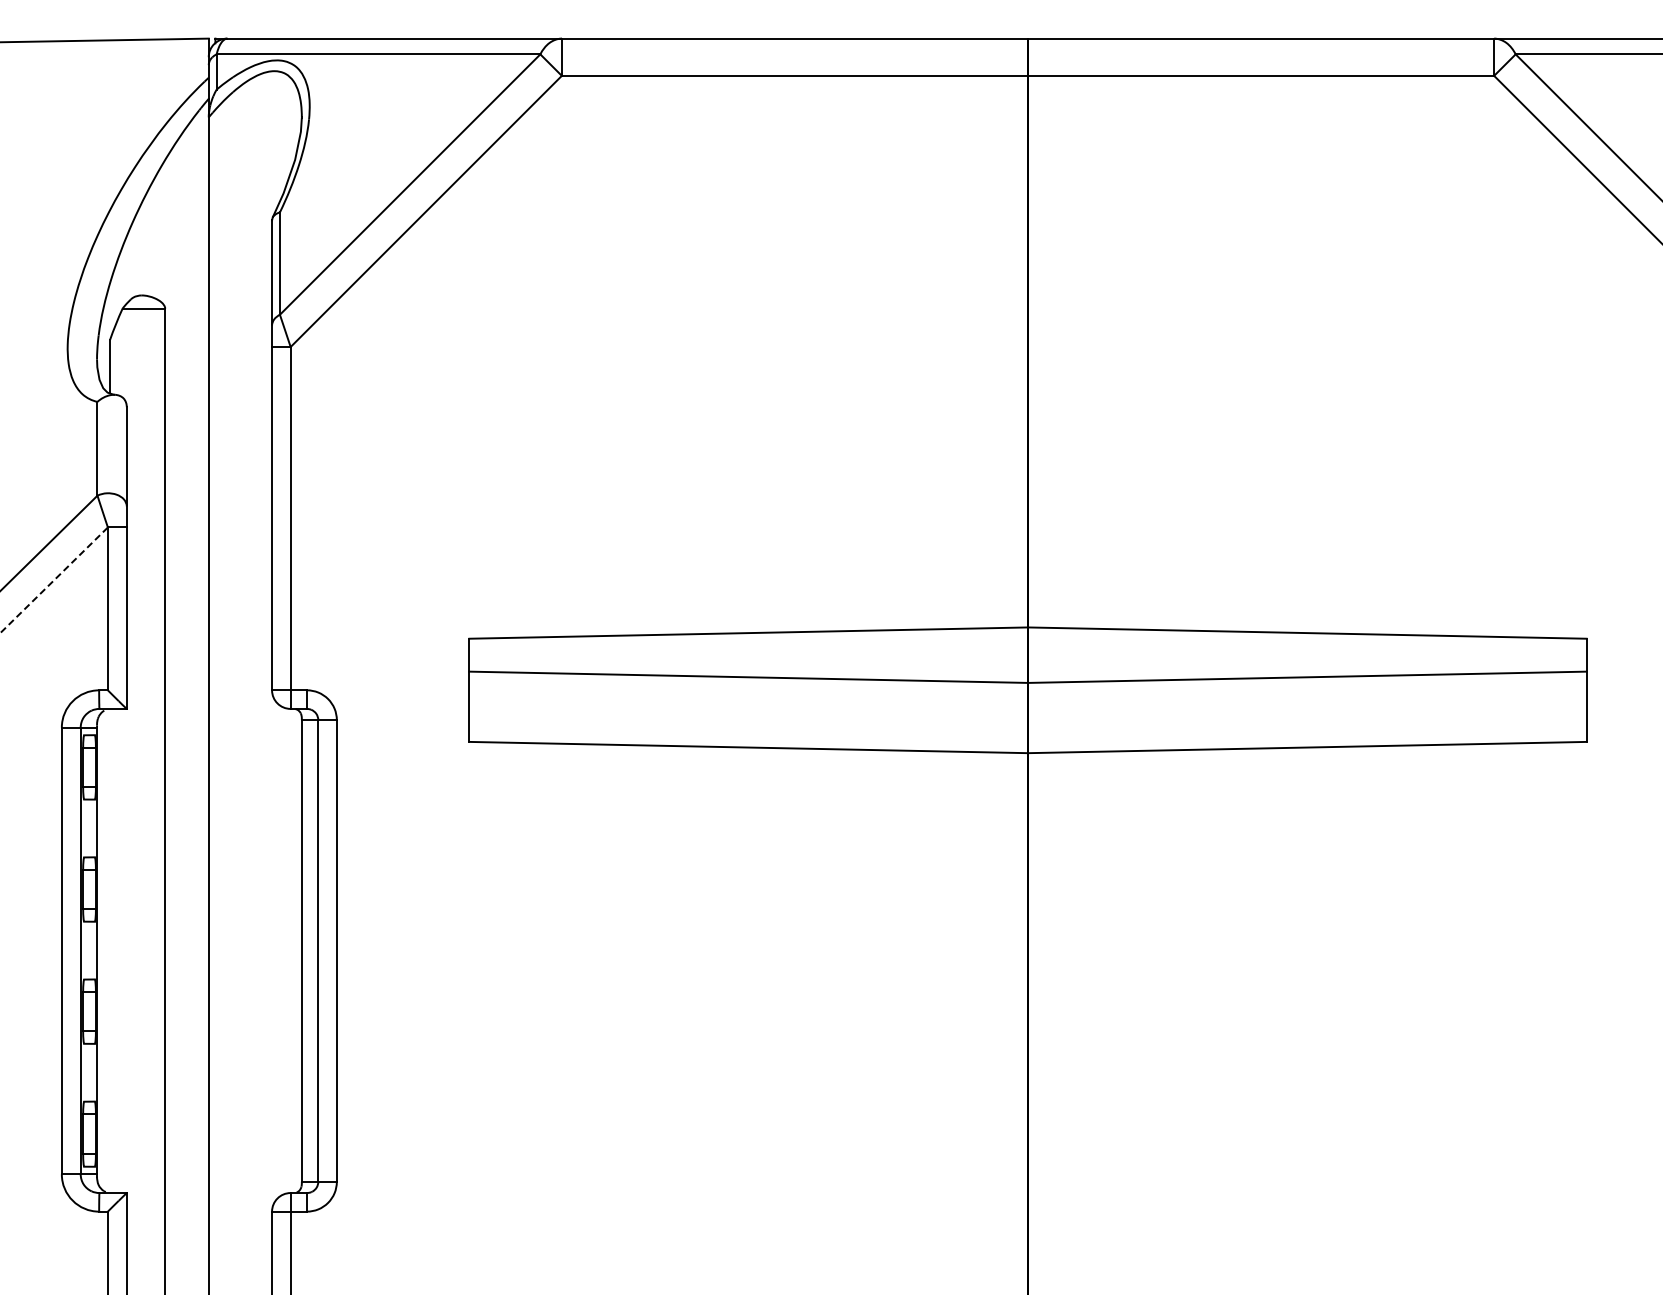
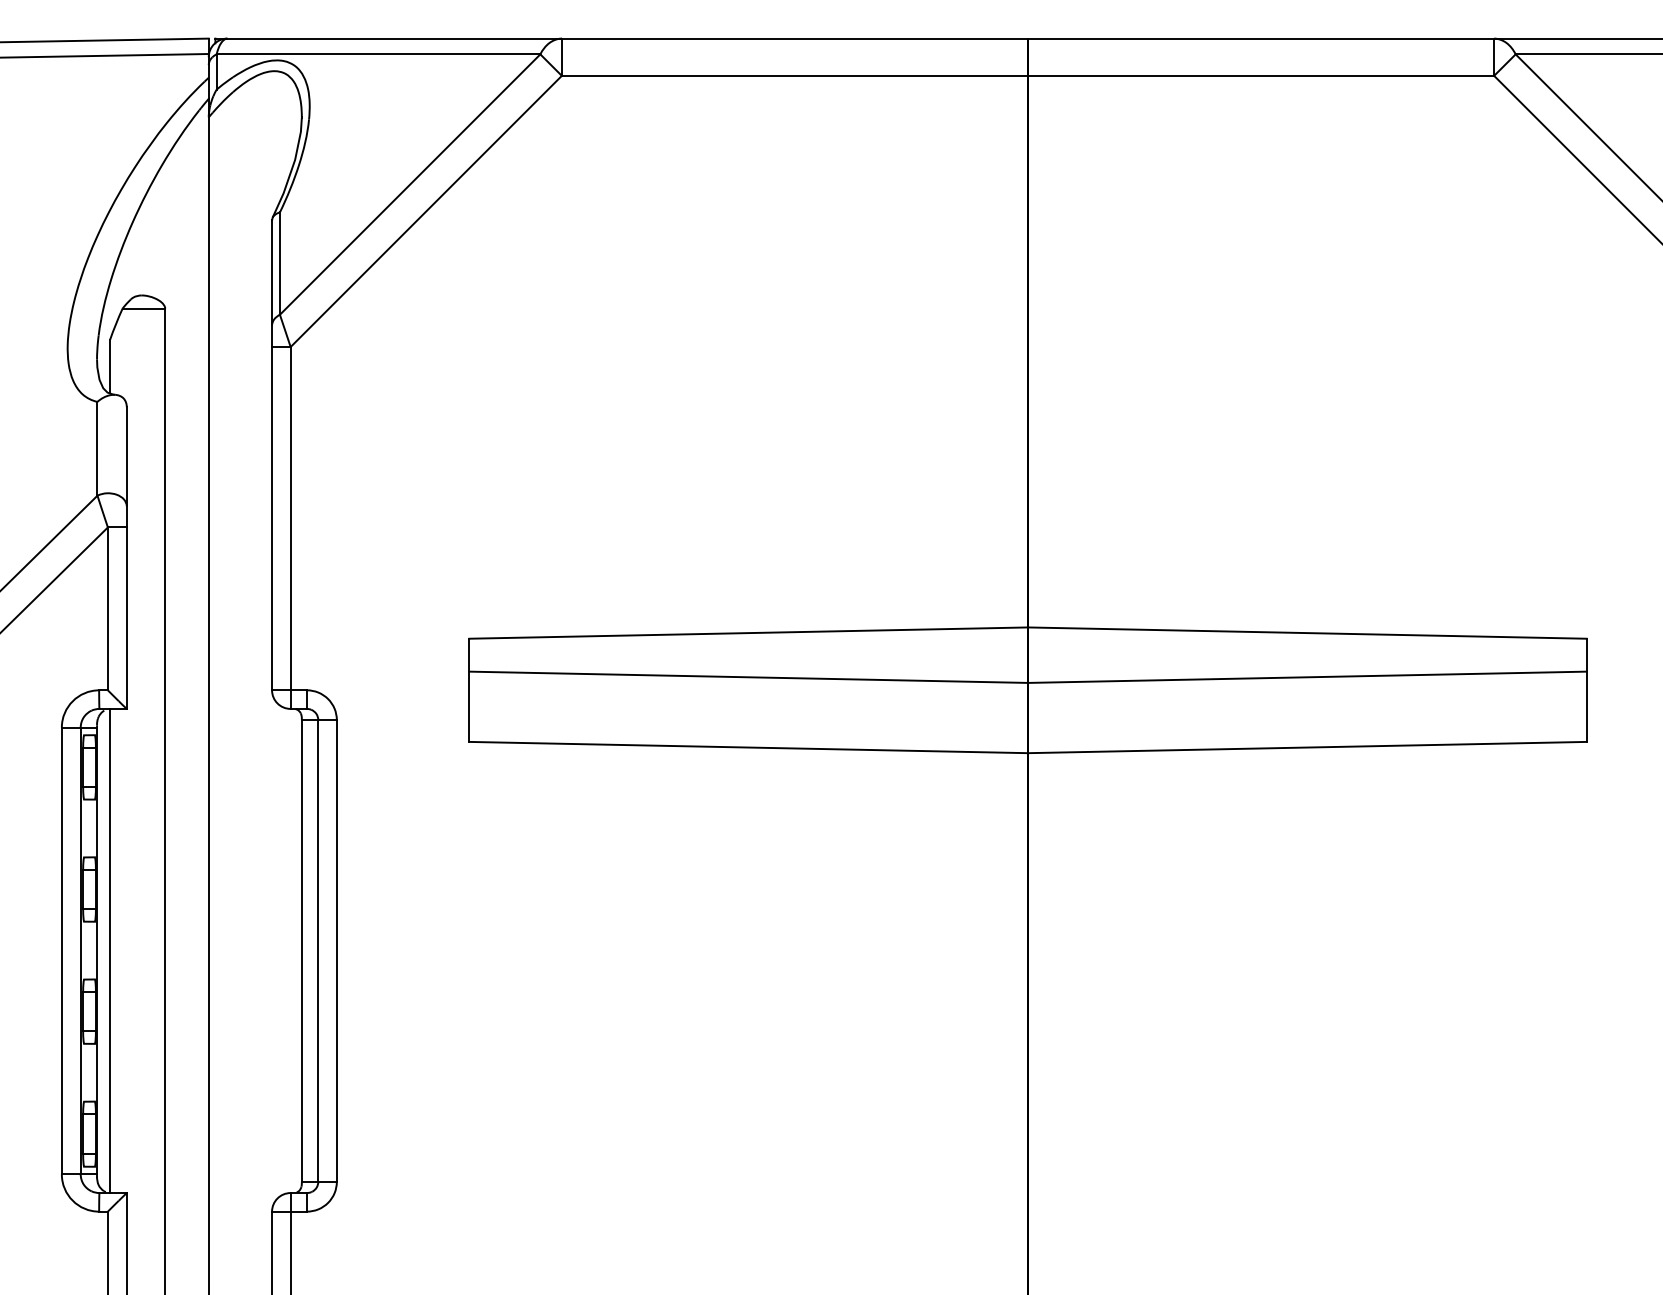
line: none -> present (105, 55)
line: dashed -> solid (53, 580)
line: none -> present (110, 950)
